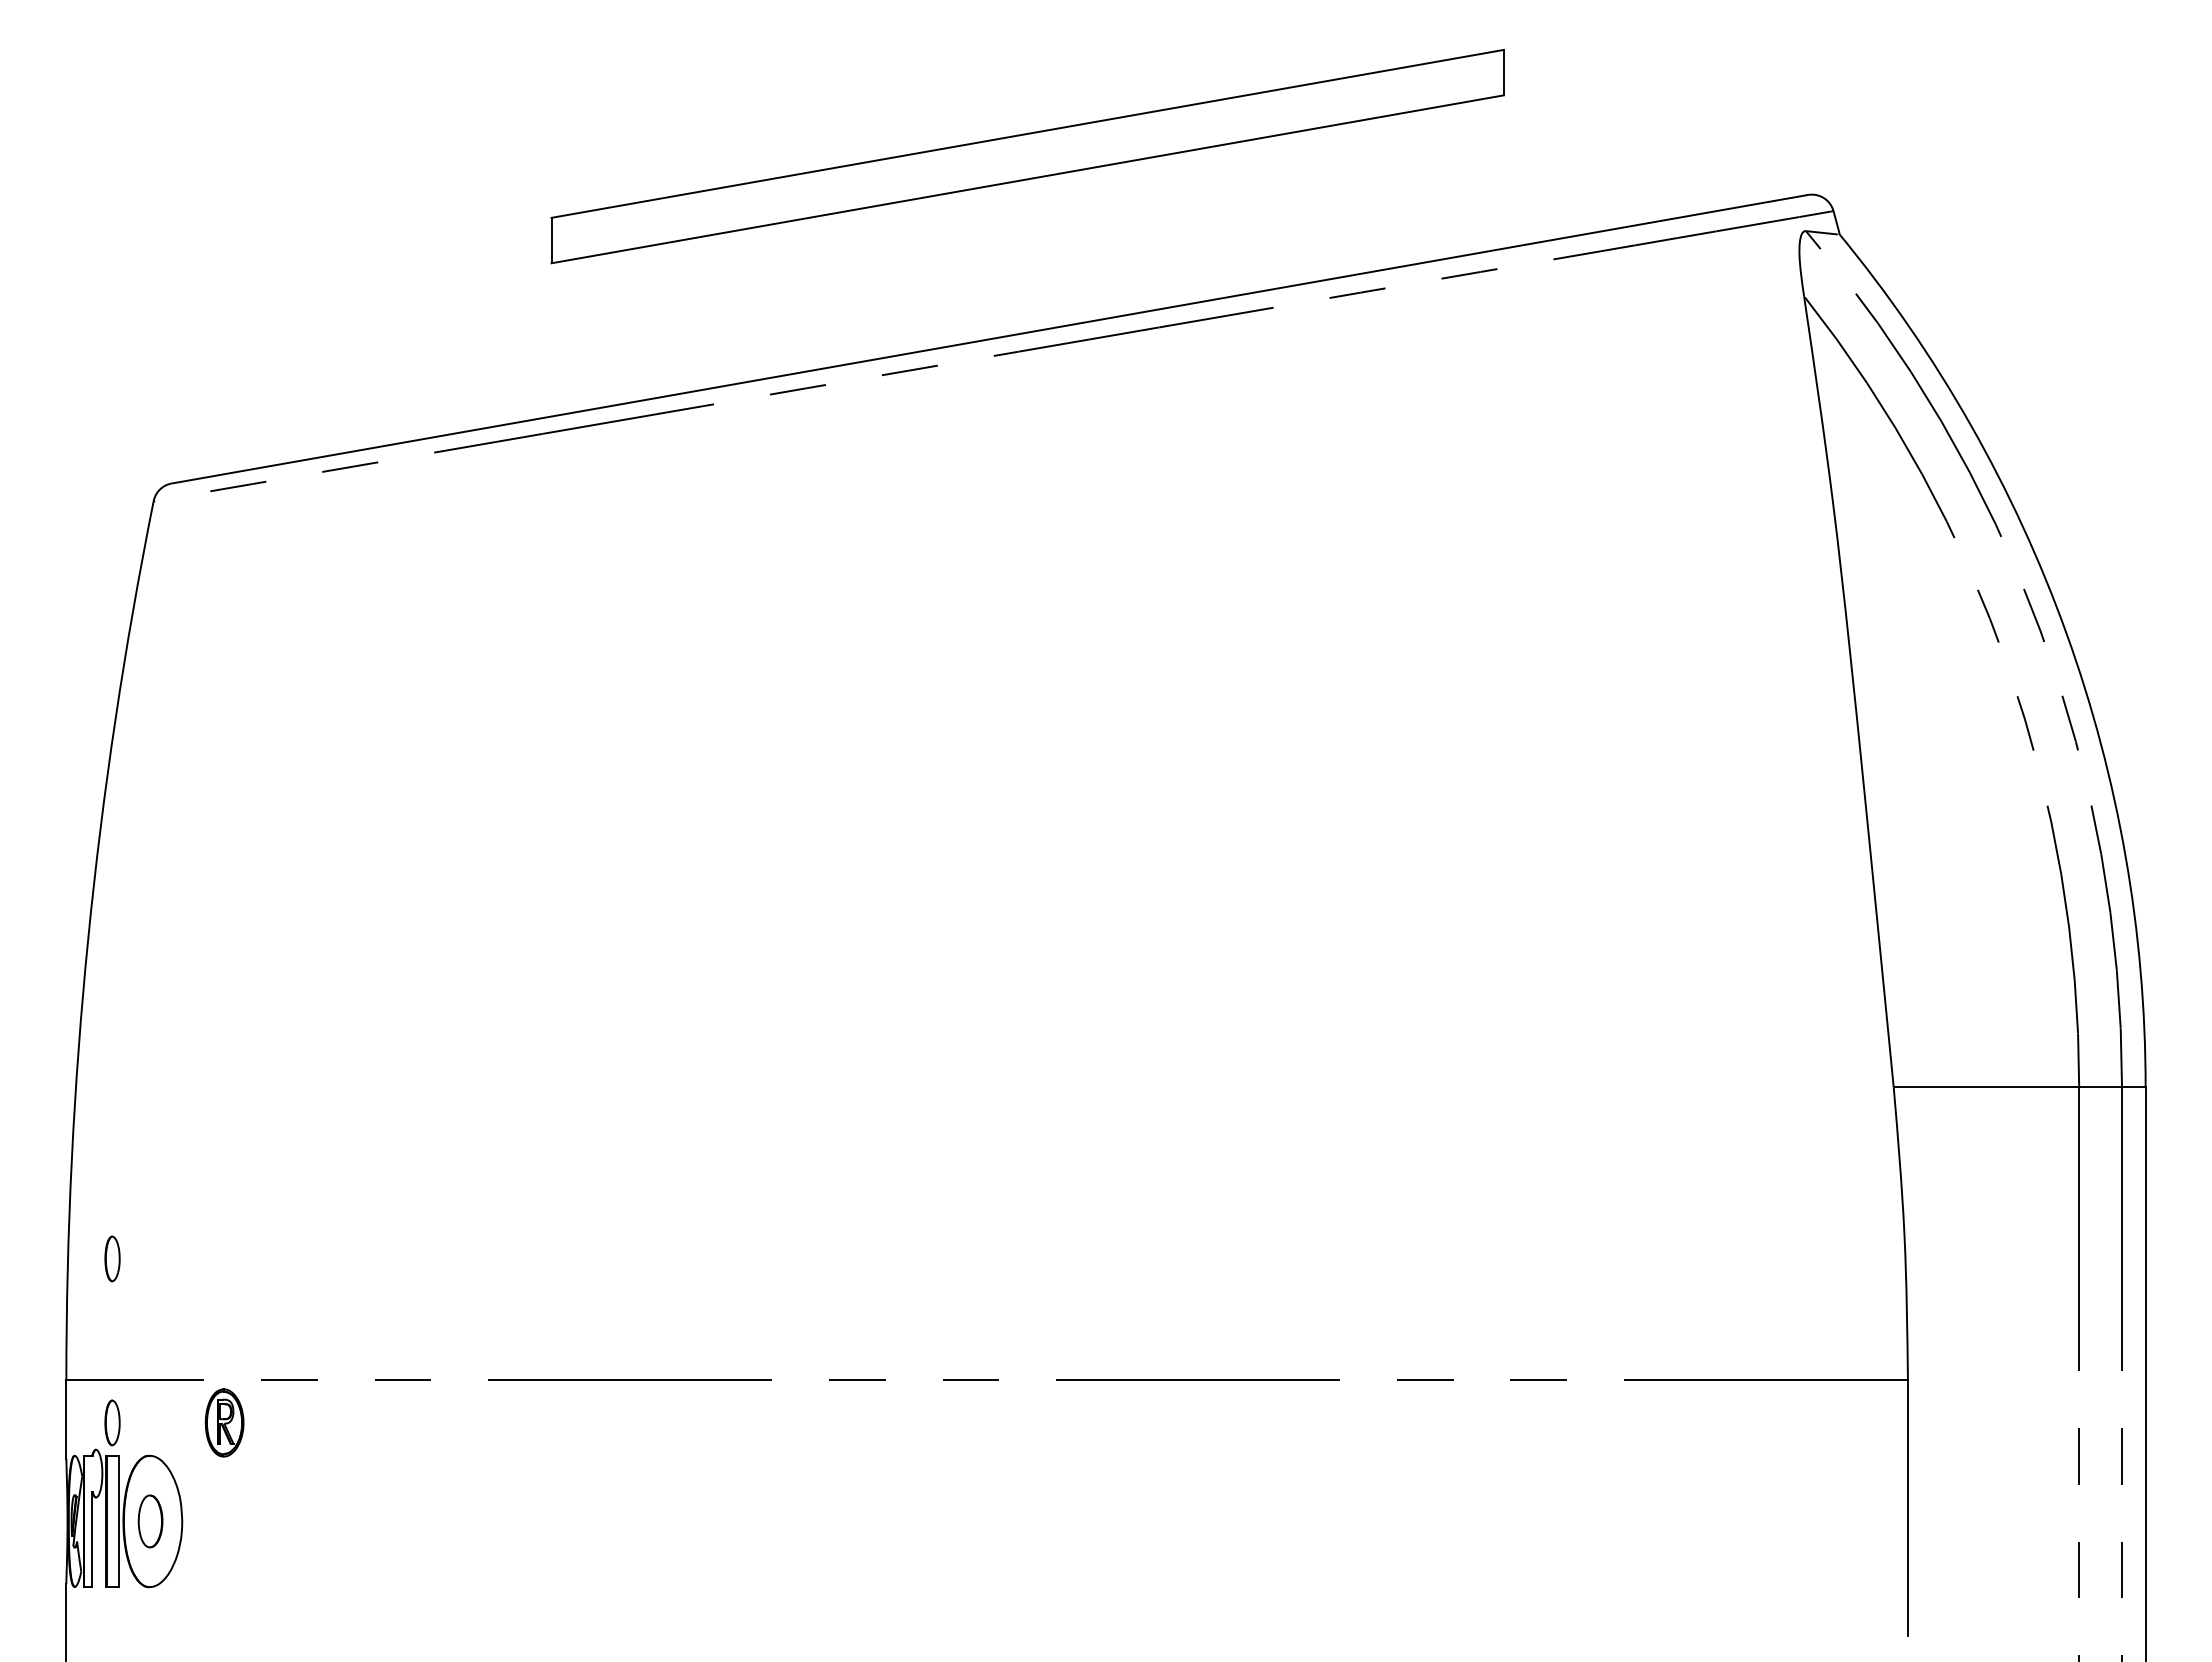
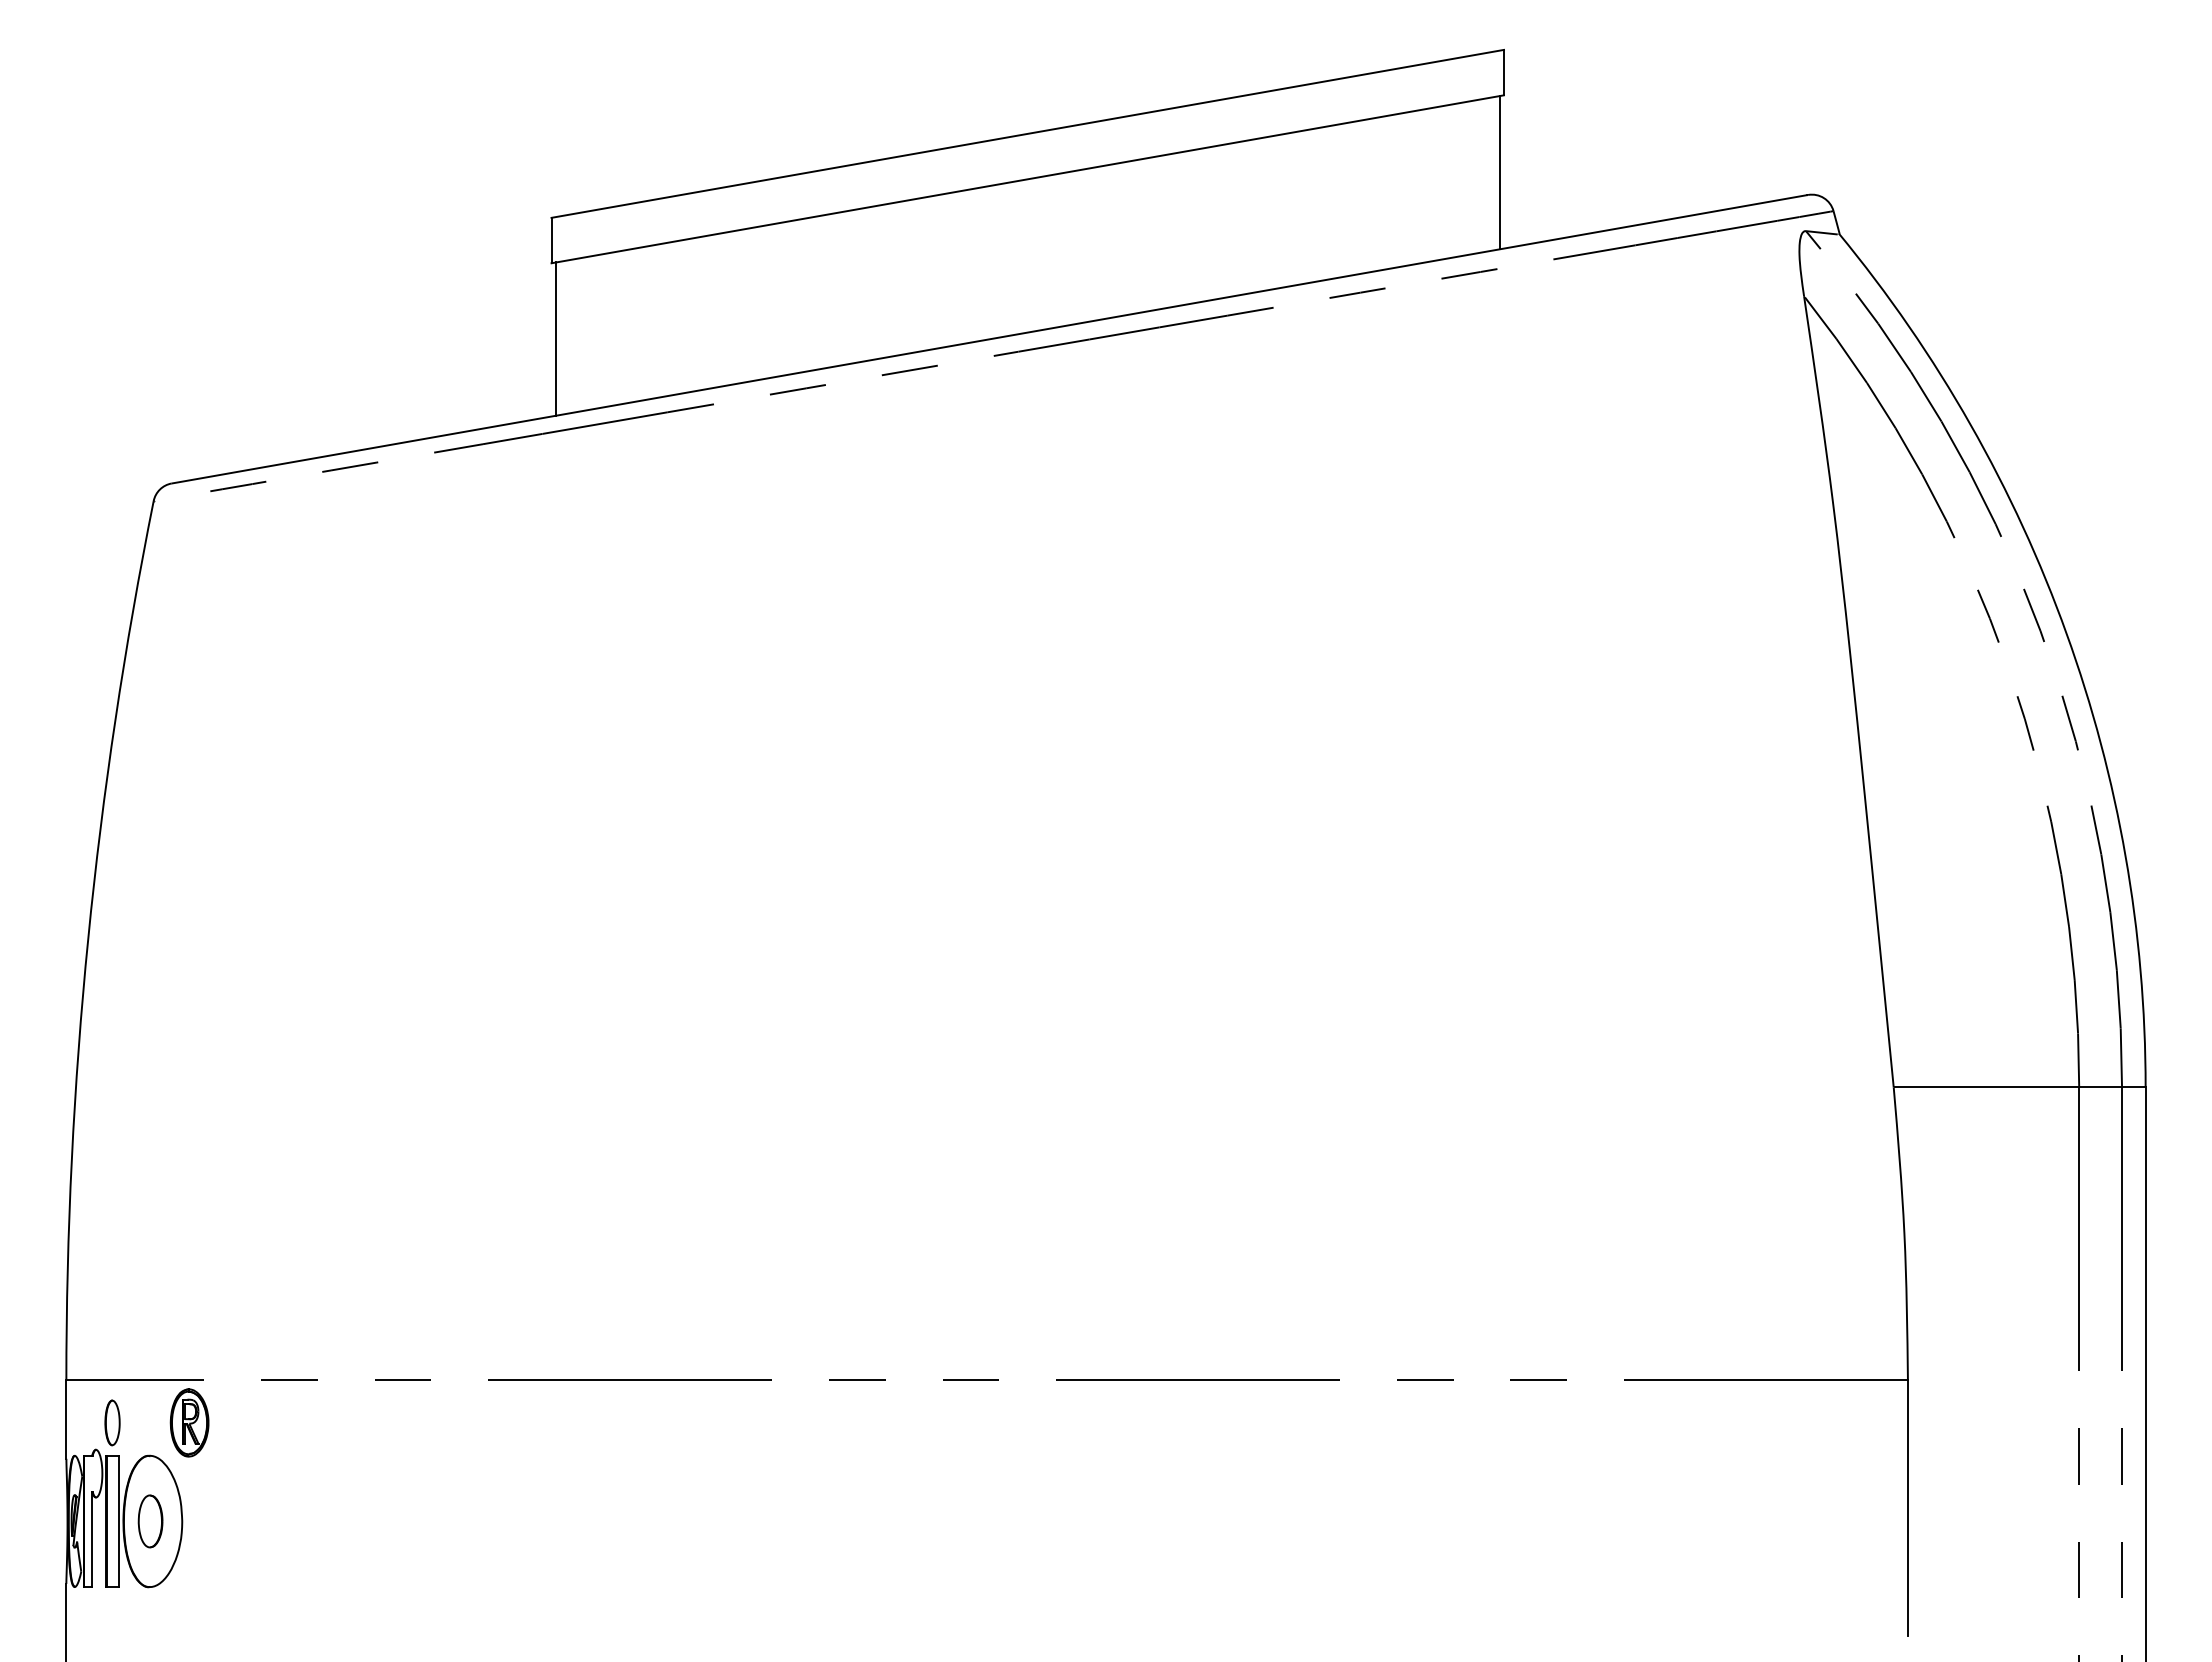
line: none -> present (1499, 172)
line: none -> present (556, 338)
part: present -> none (112, 1258)
part position: (224, 1422) -> (189, 1422) (189, 1422)
